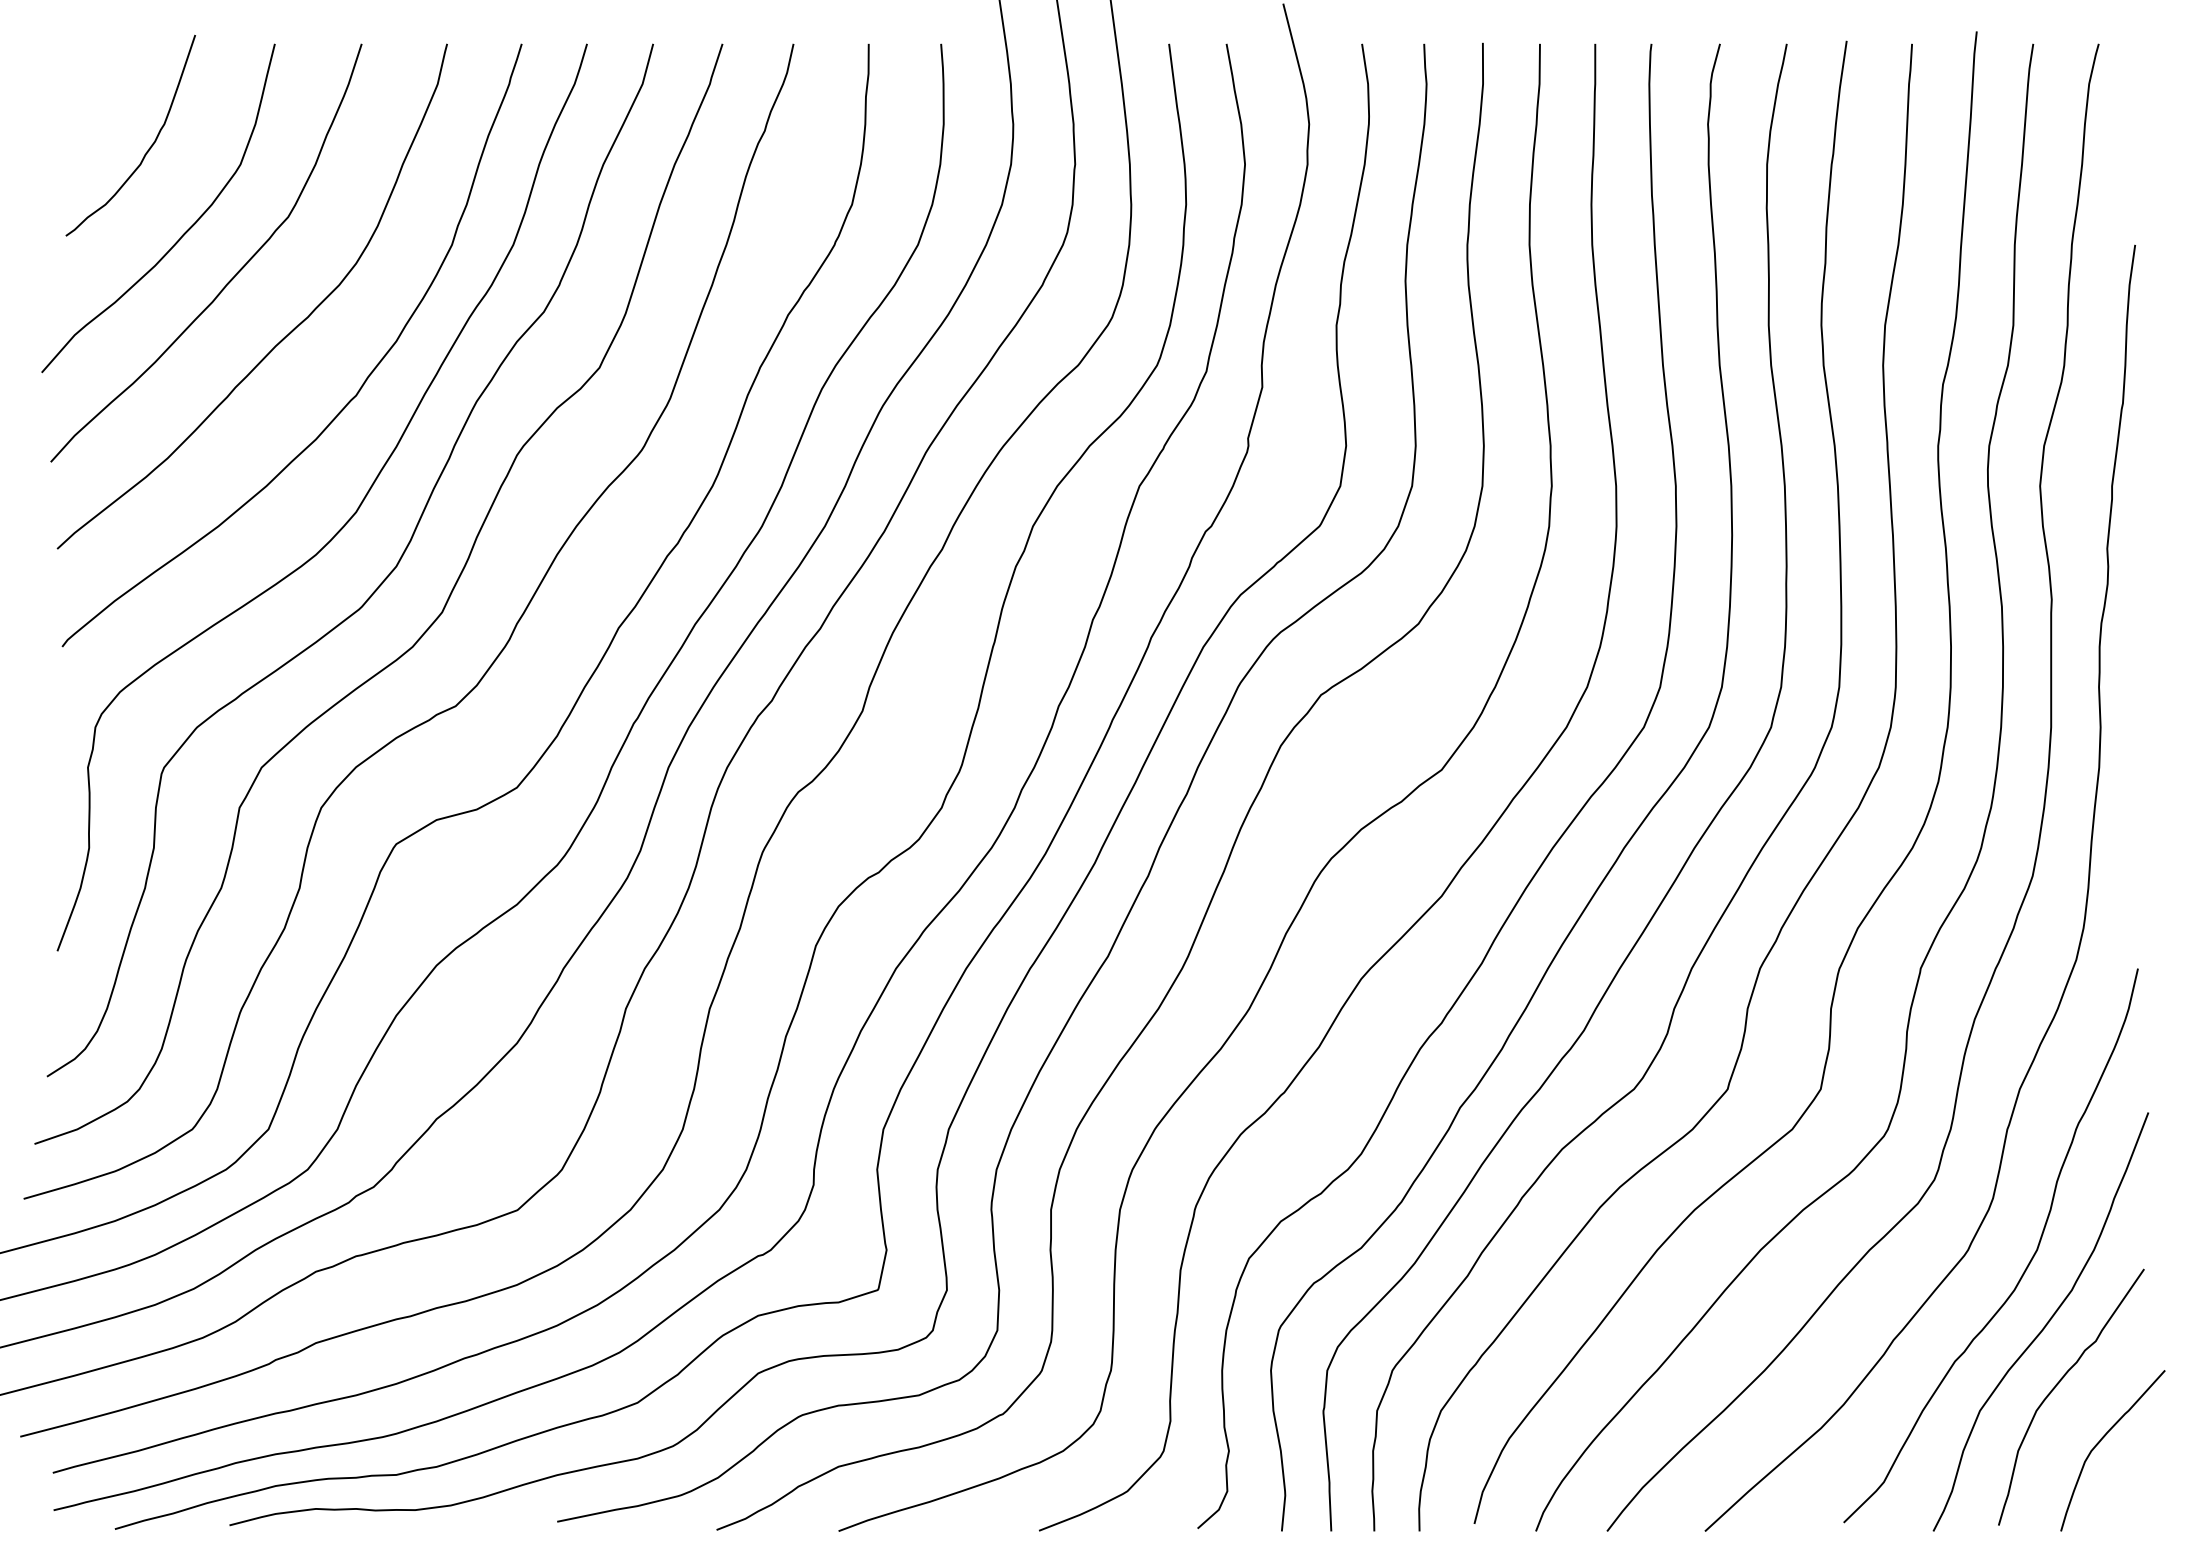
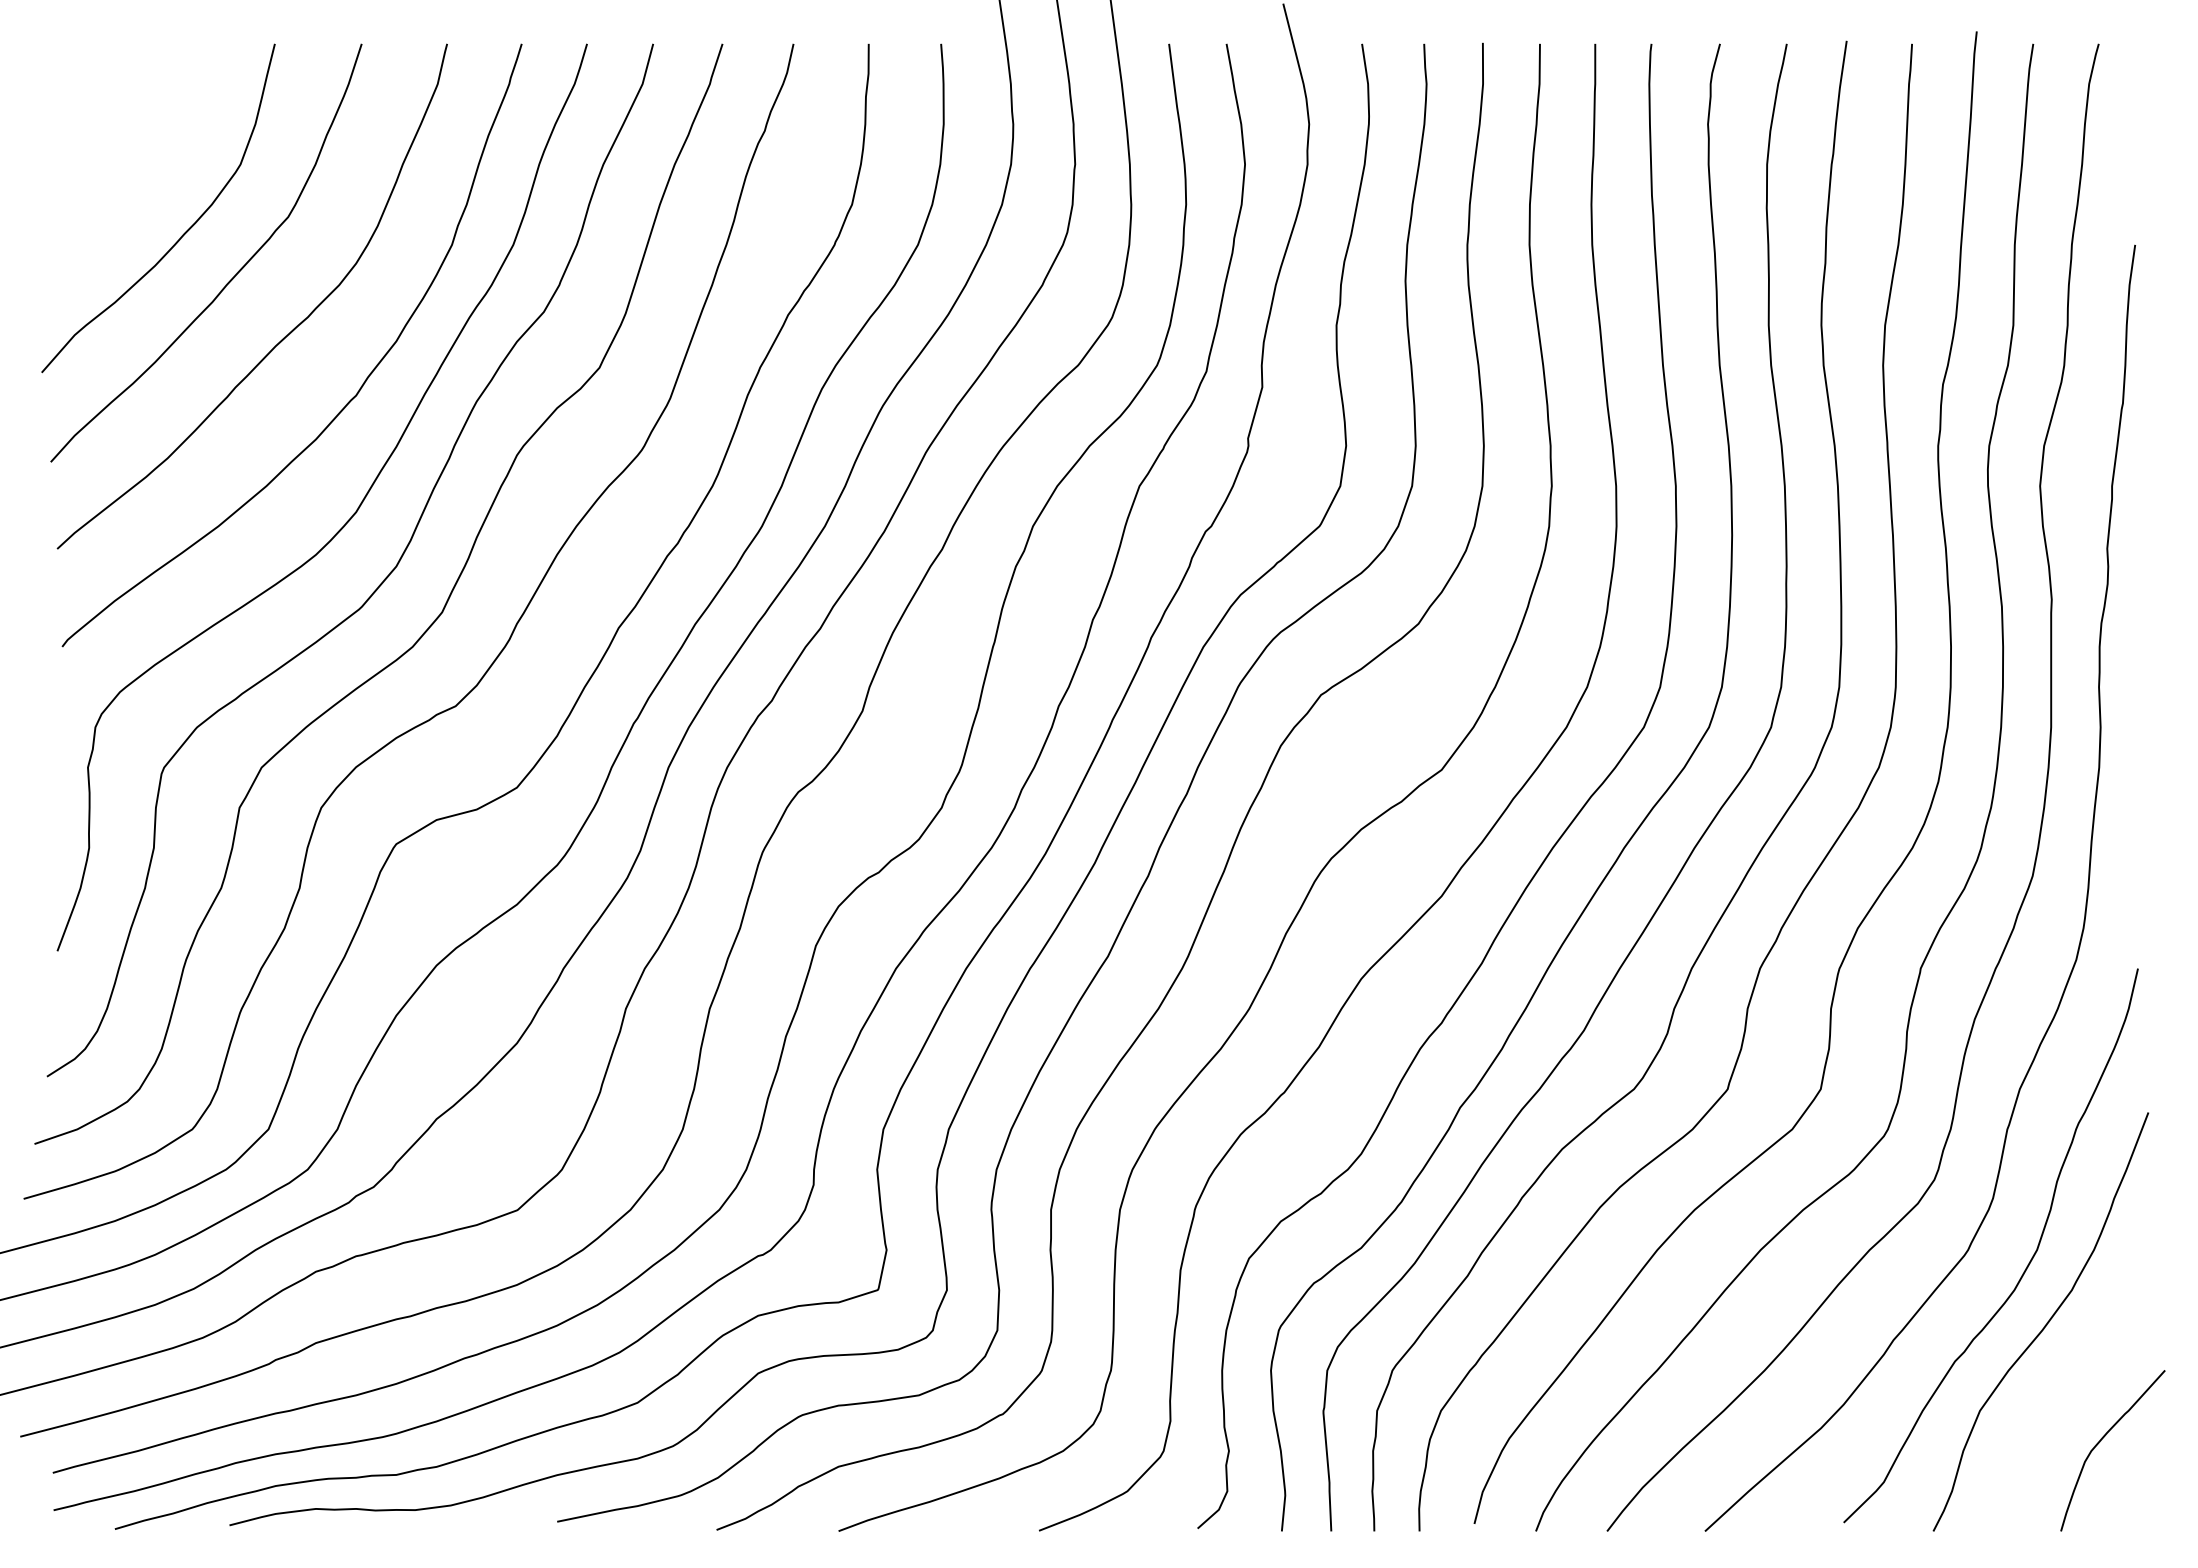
curve: present -> none (148, 148)
curve: present -> none (2059, 1383)
